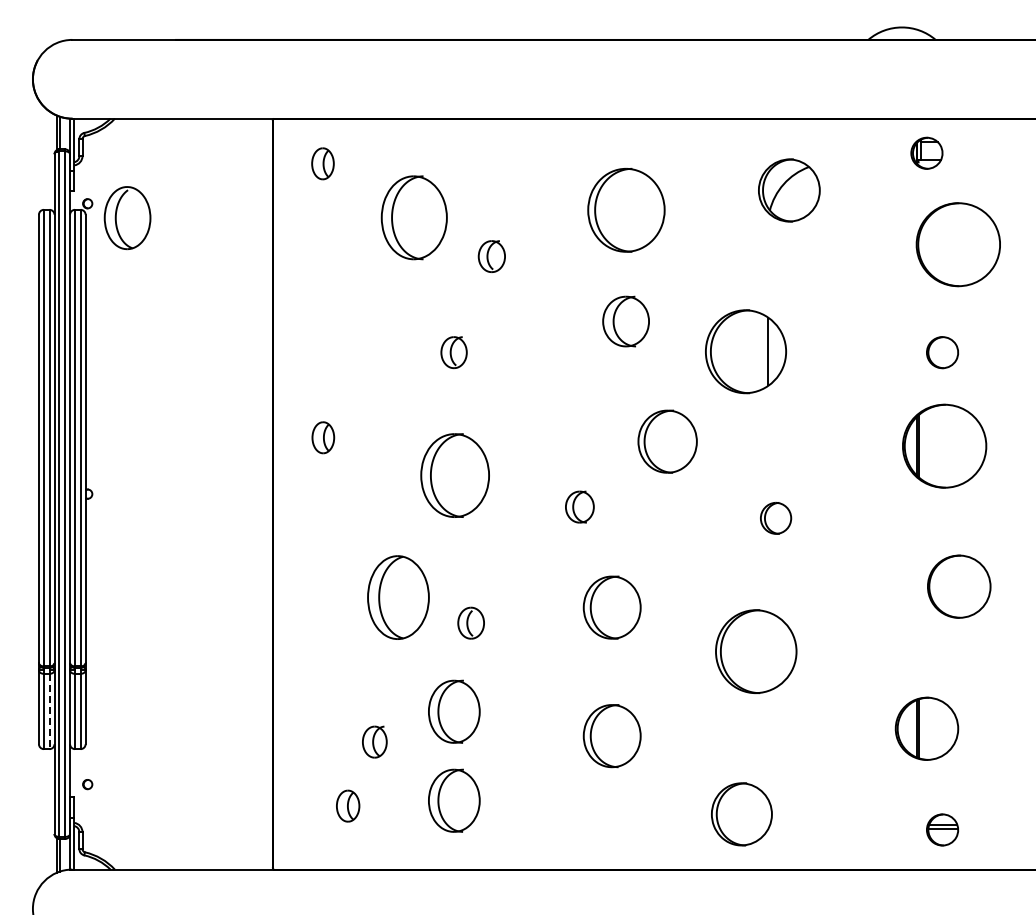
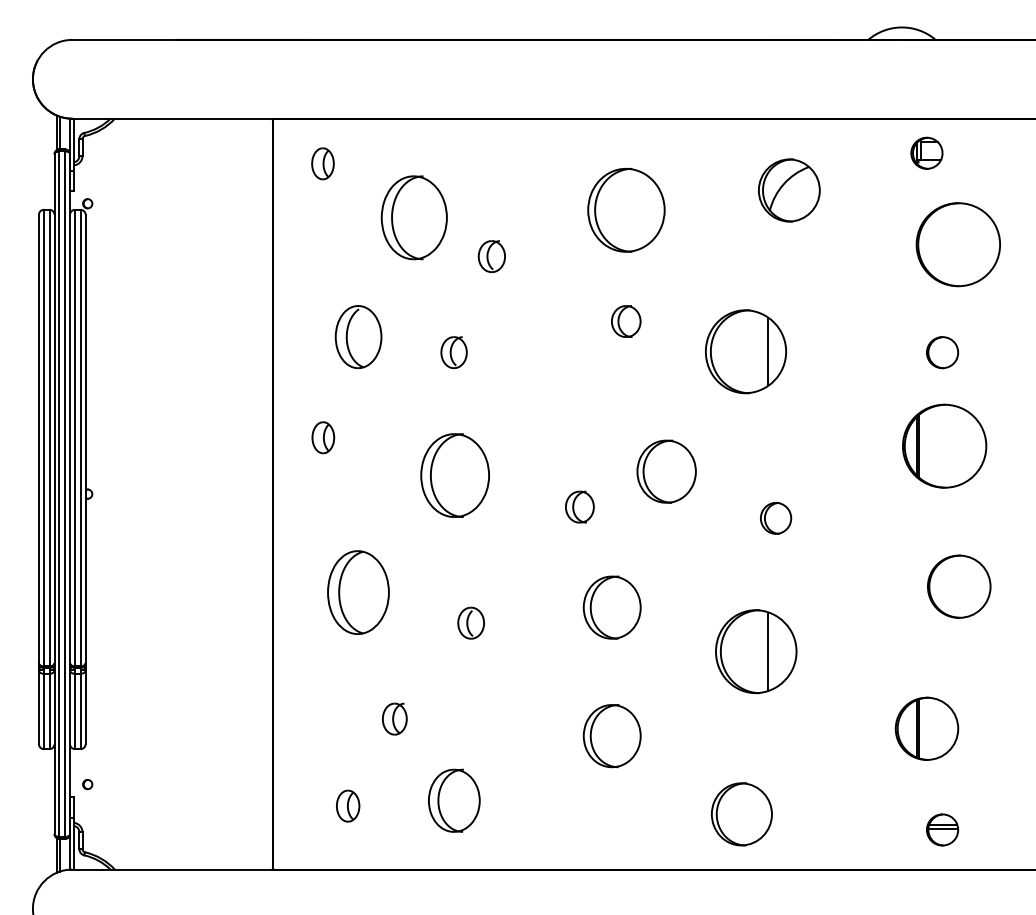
part position: (127, 218) -> (358, 337) (358, 337)
part size: 48x53 px -> 31x33 px (626, 321)
part position: (667, 441) -> (666, 471) (666, 471)
part position: (398, 597) -> (358, 592) (358, 592)
line: none -> present (768, 651)
line: dashed -> solid (49, 711)
part: present -> none (454, 711)
part position: (374, 741) -> (394, 718) (394, 718)
